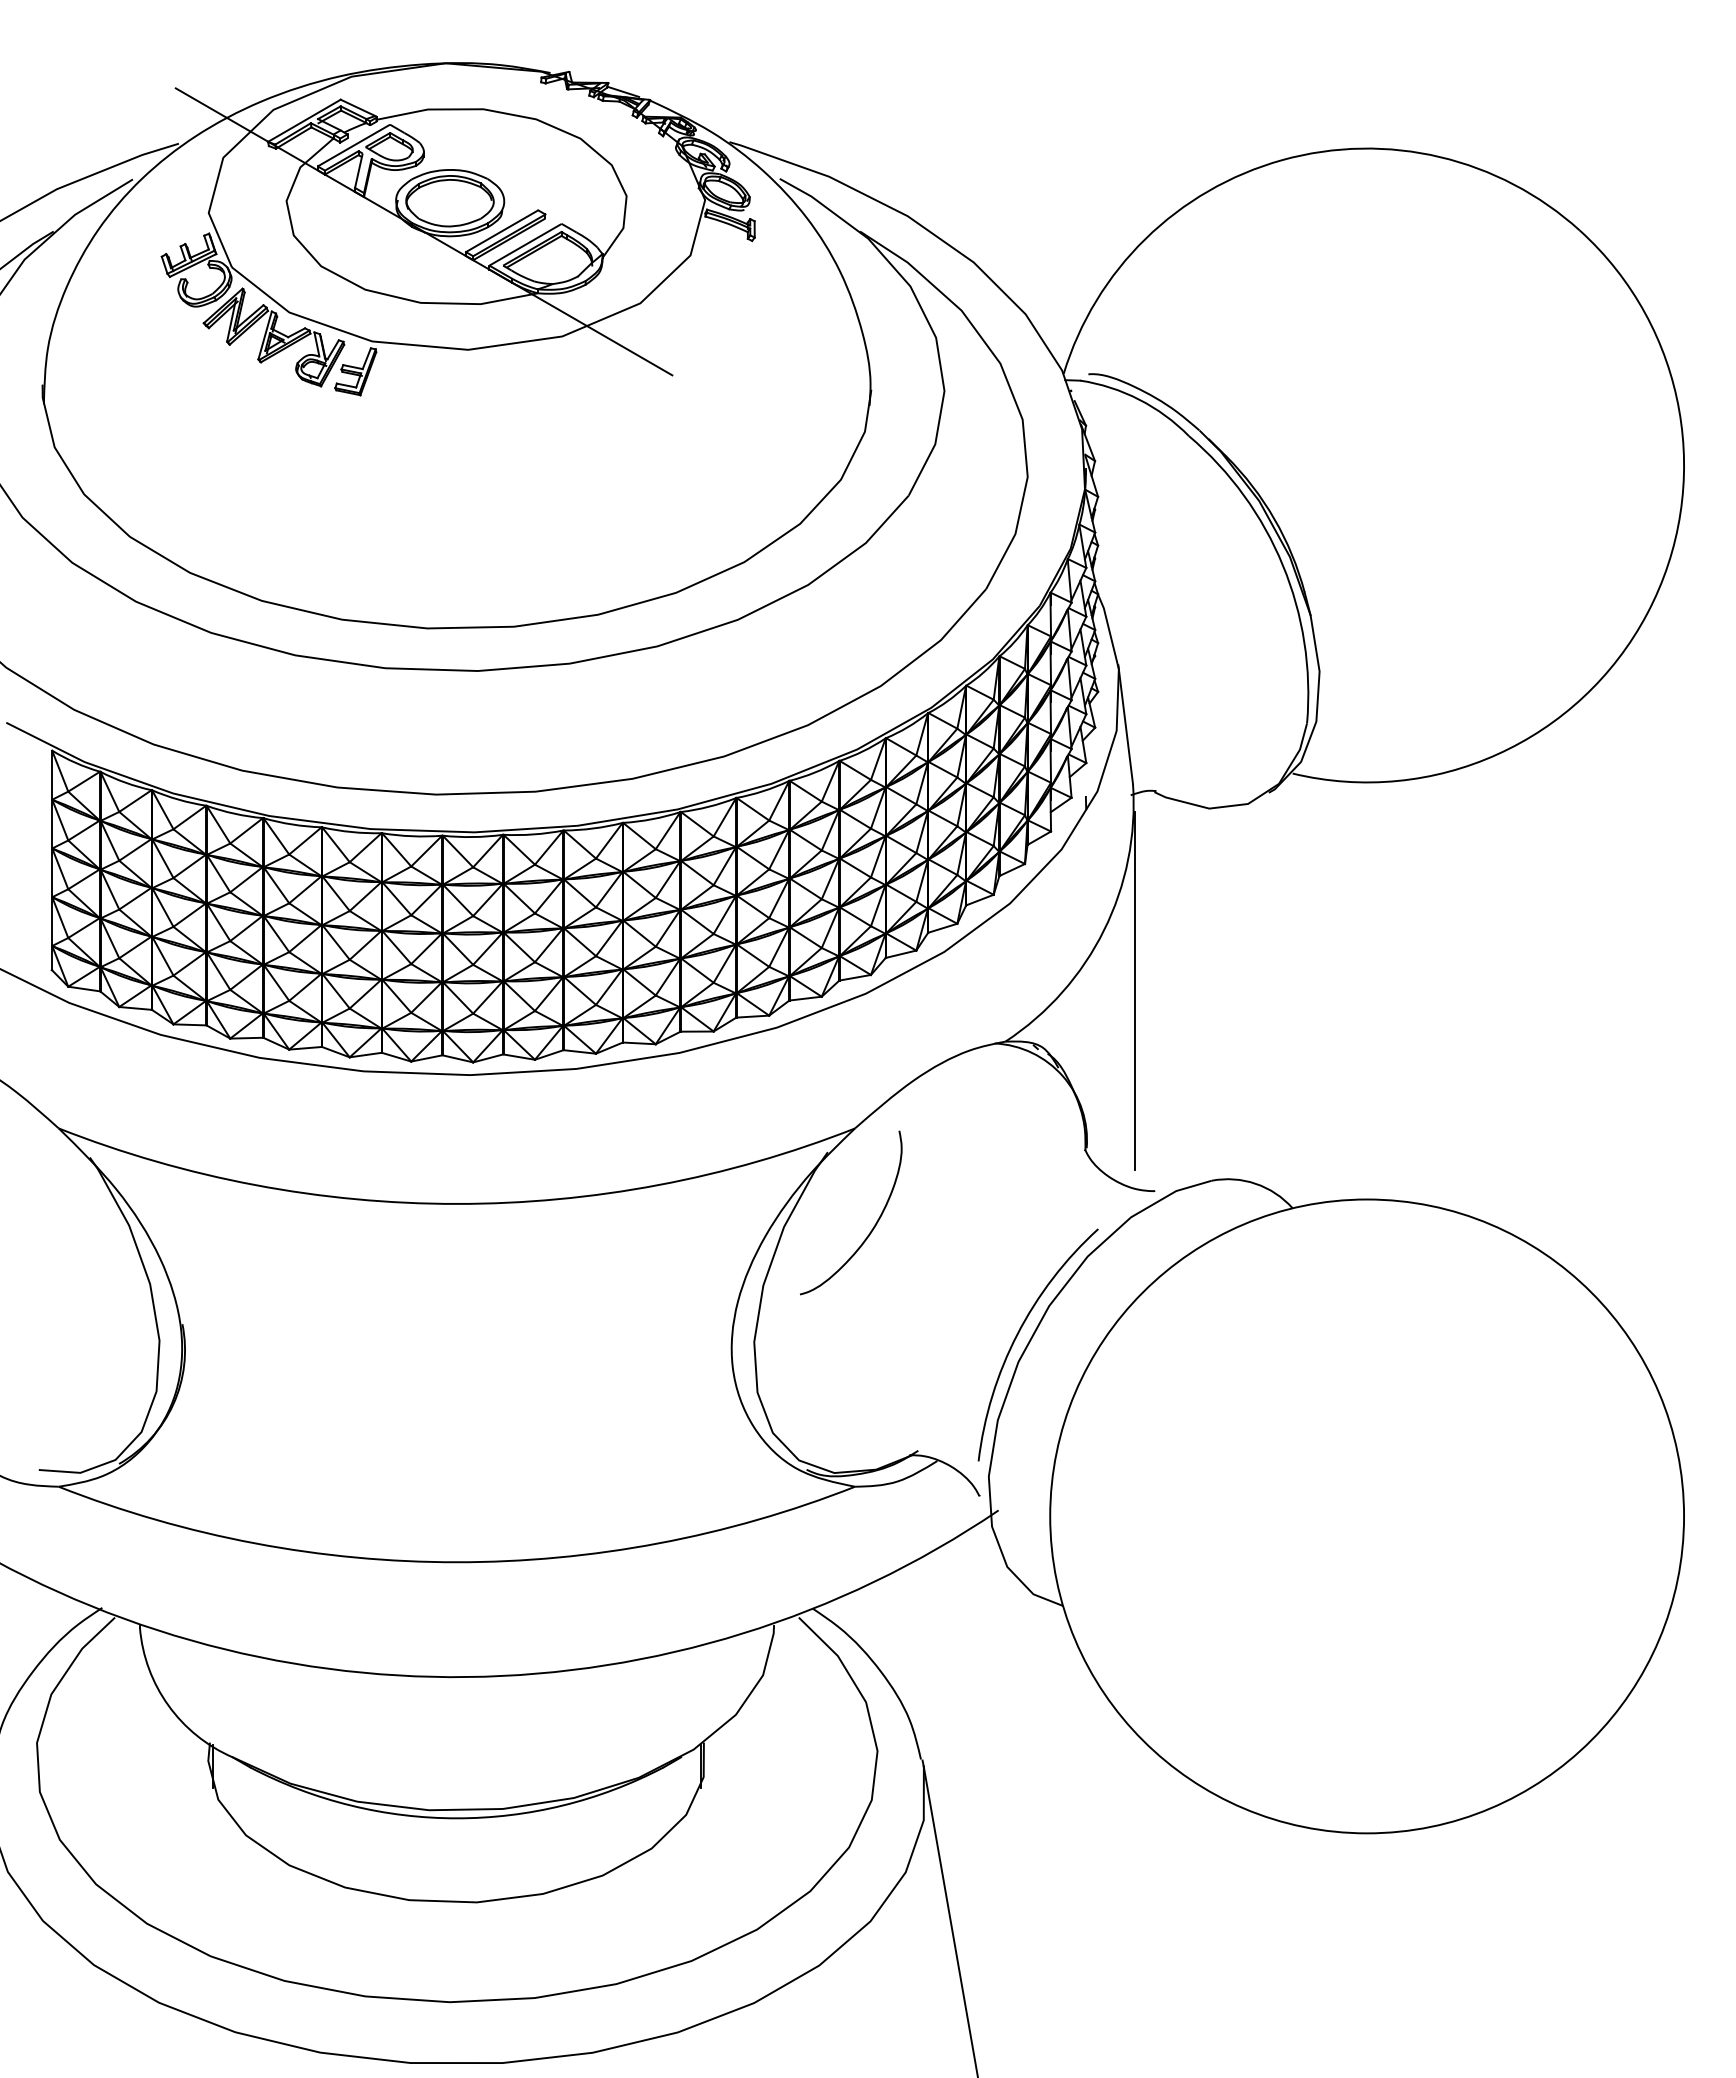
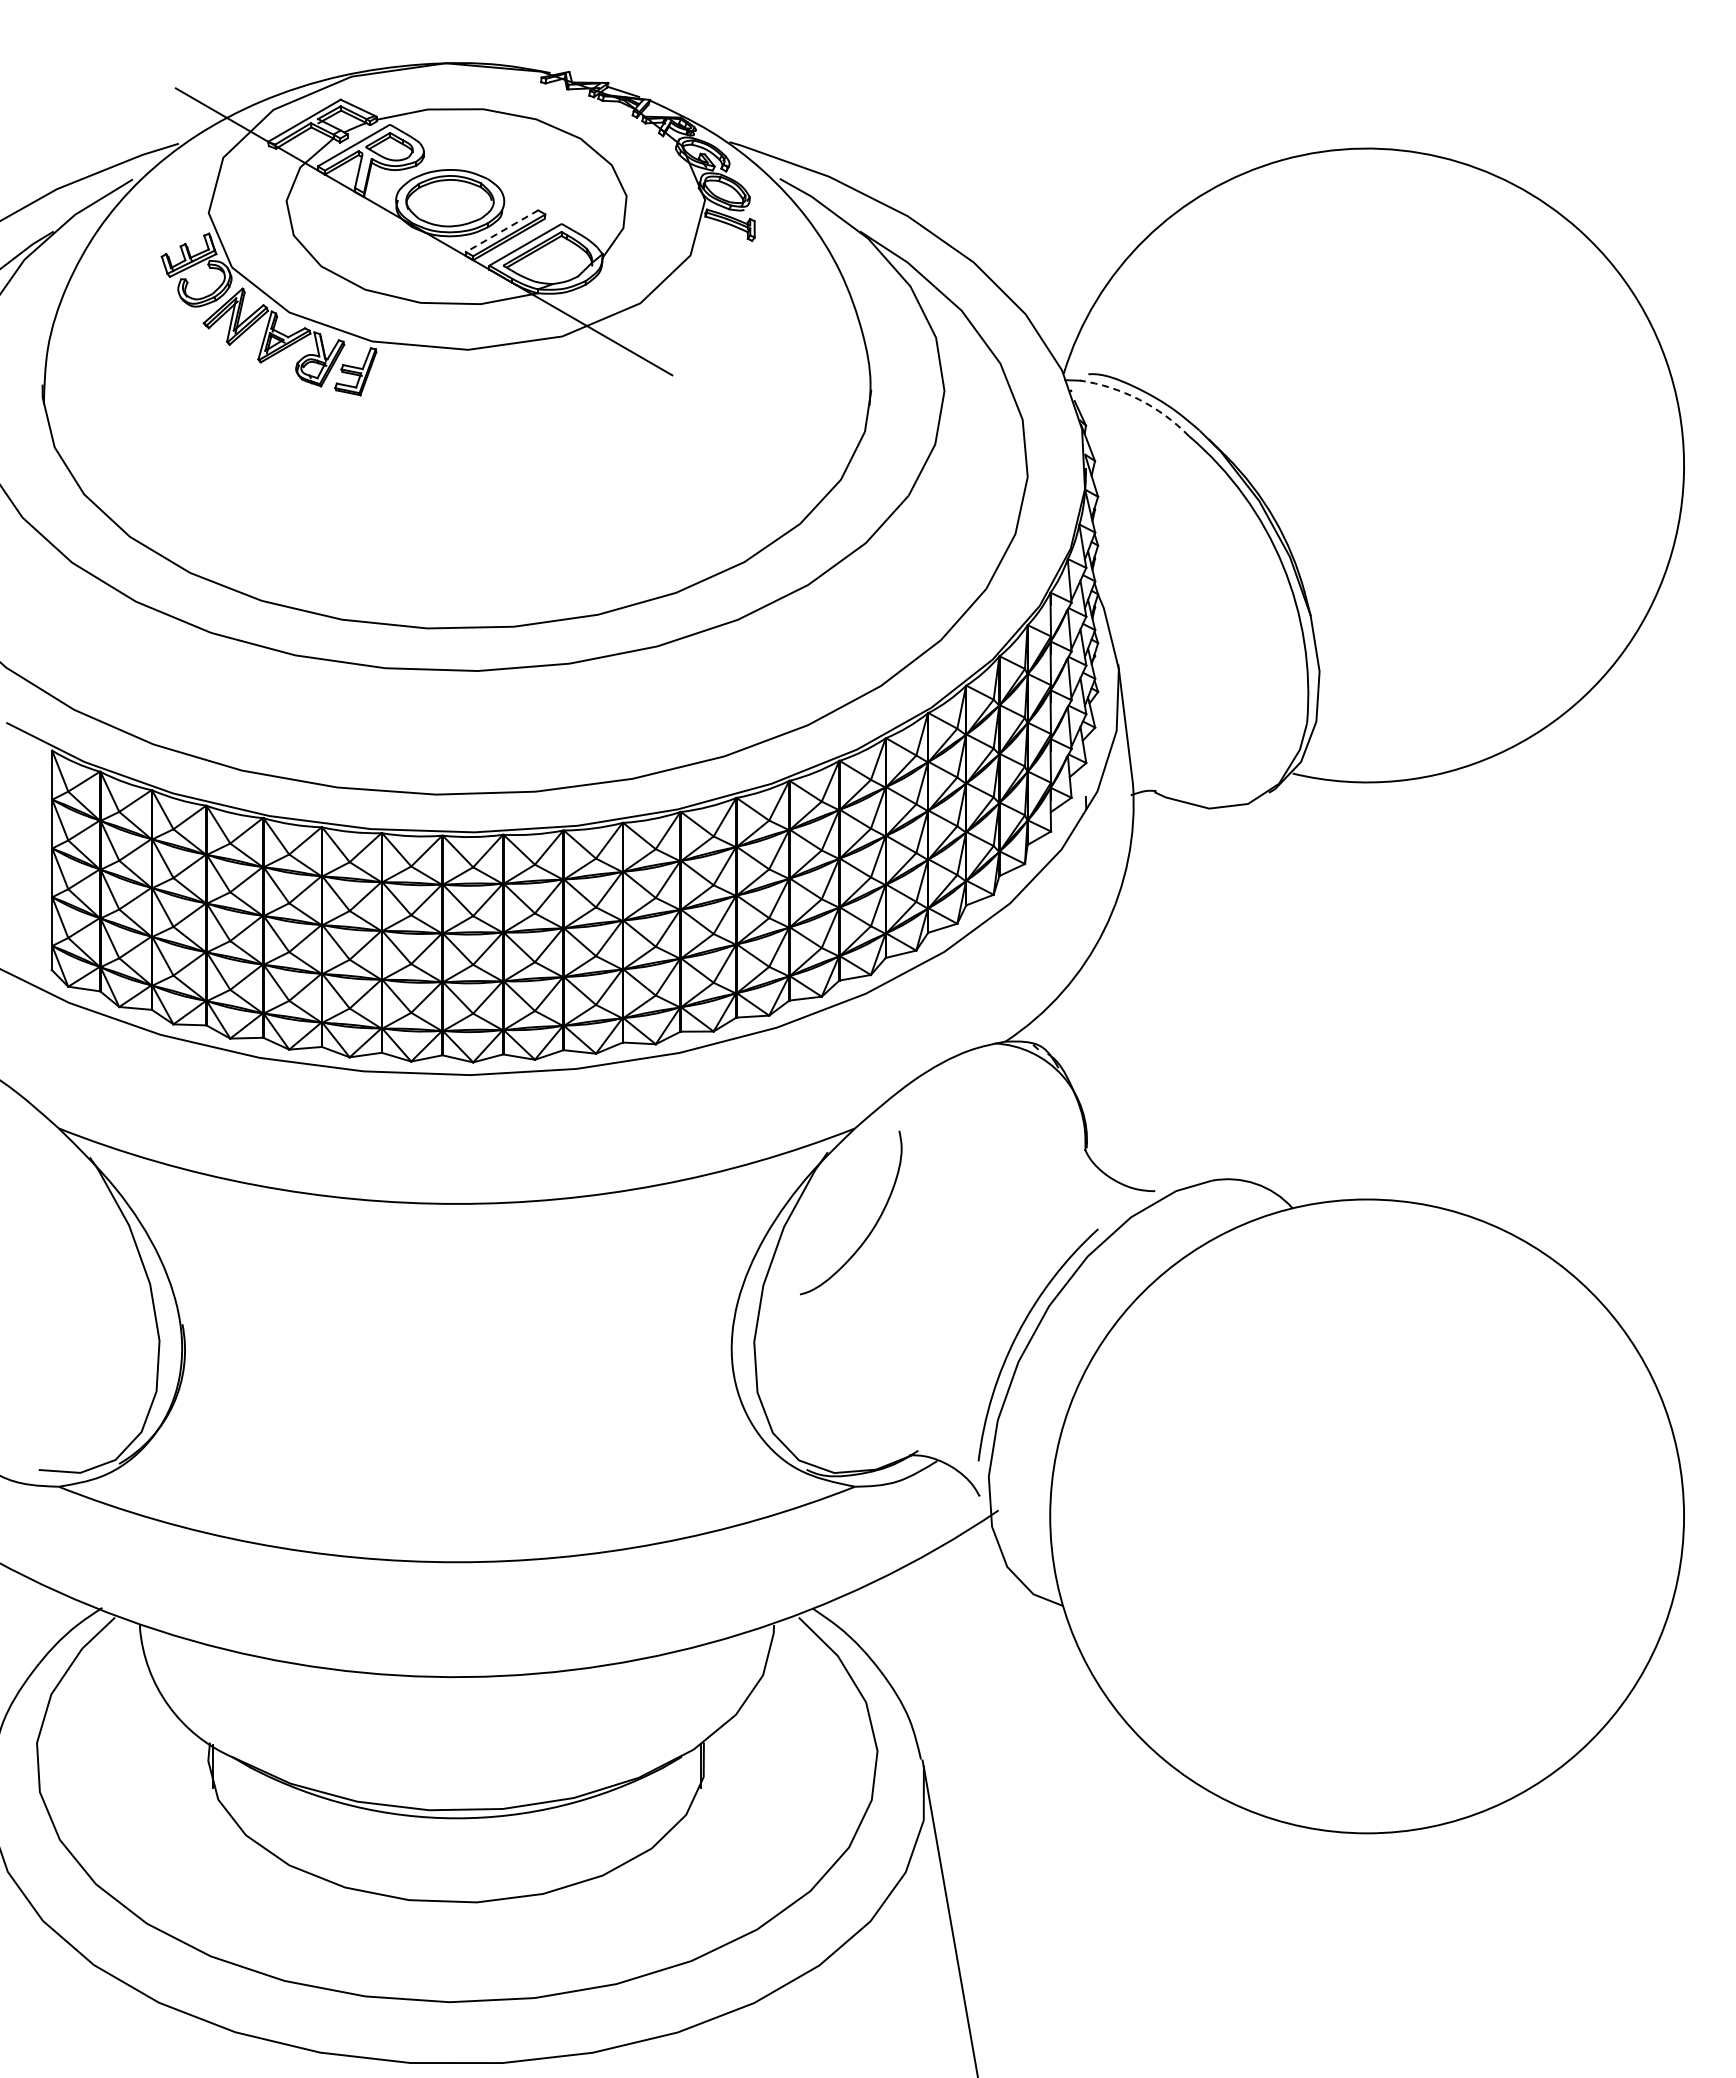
line: solid -> dashed (501, 231)
arc: solid -> dashed (1139, 399)
line: present -> none (1134, 990)
